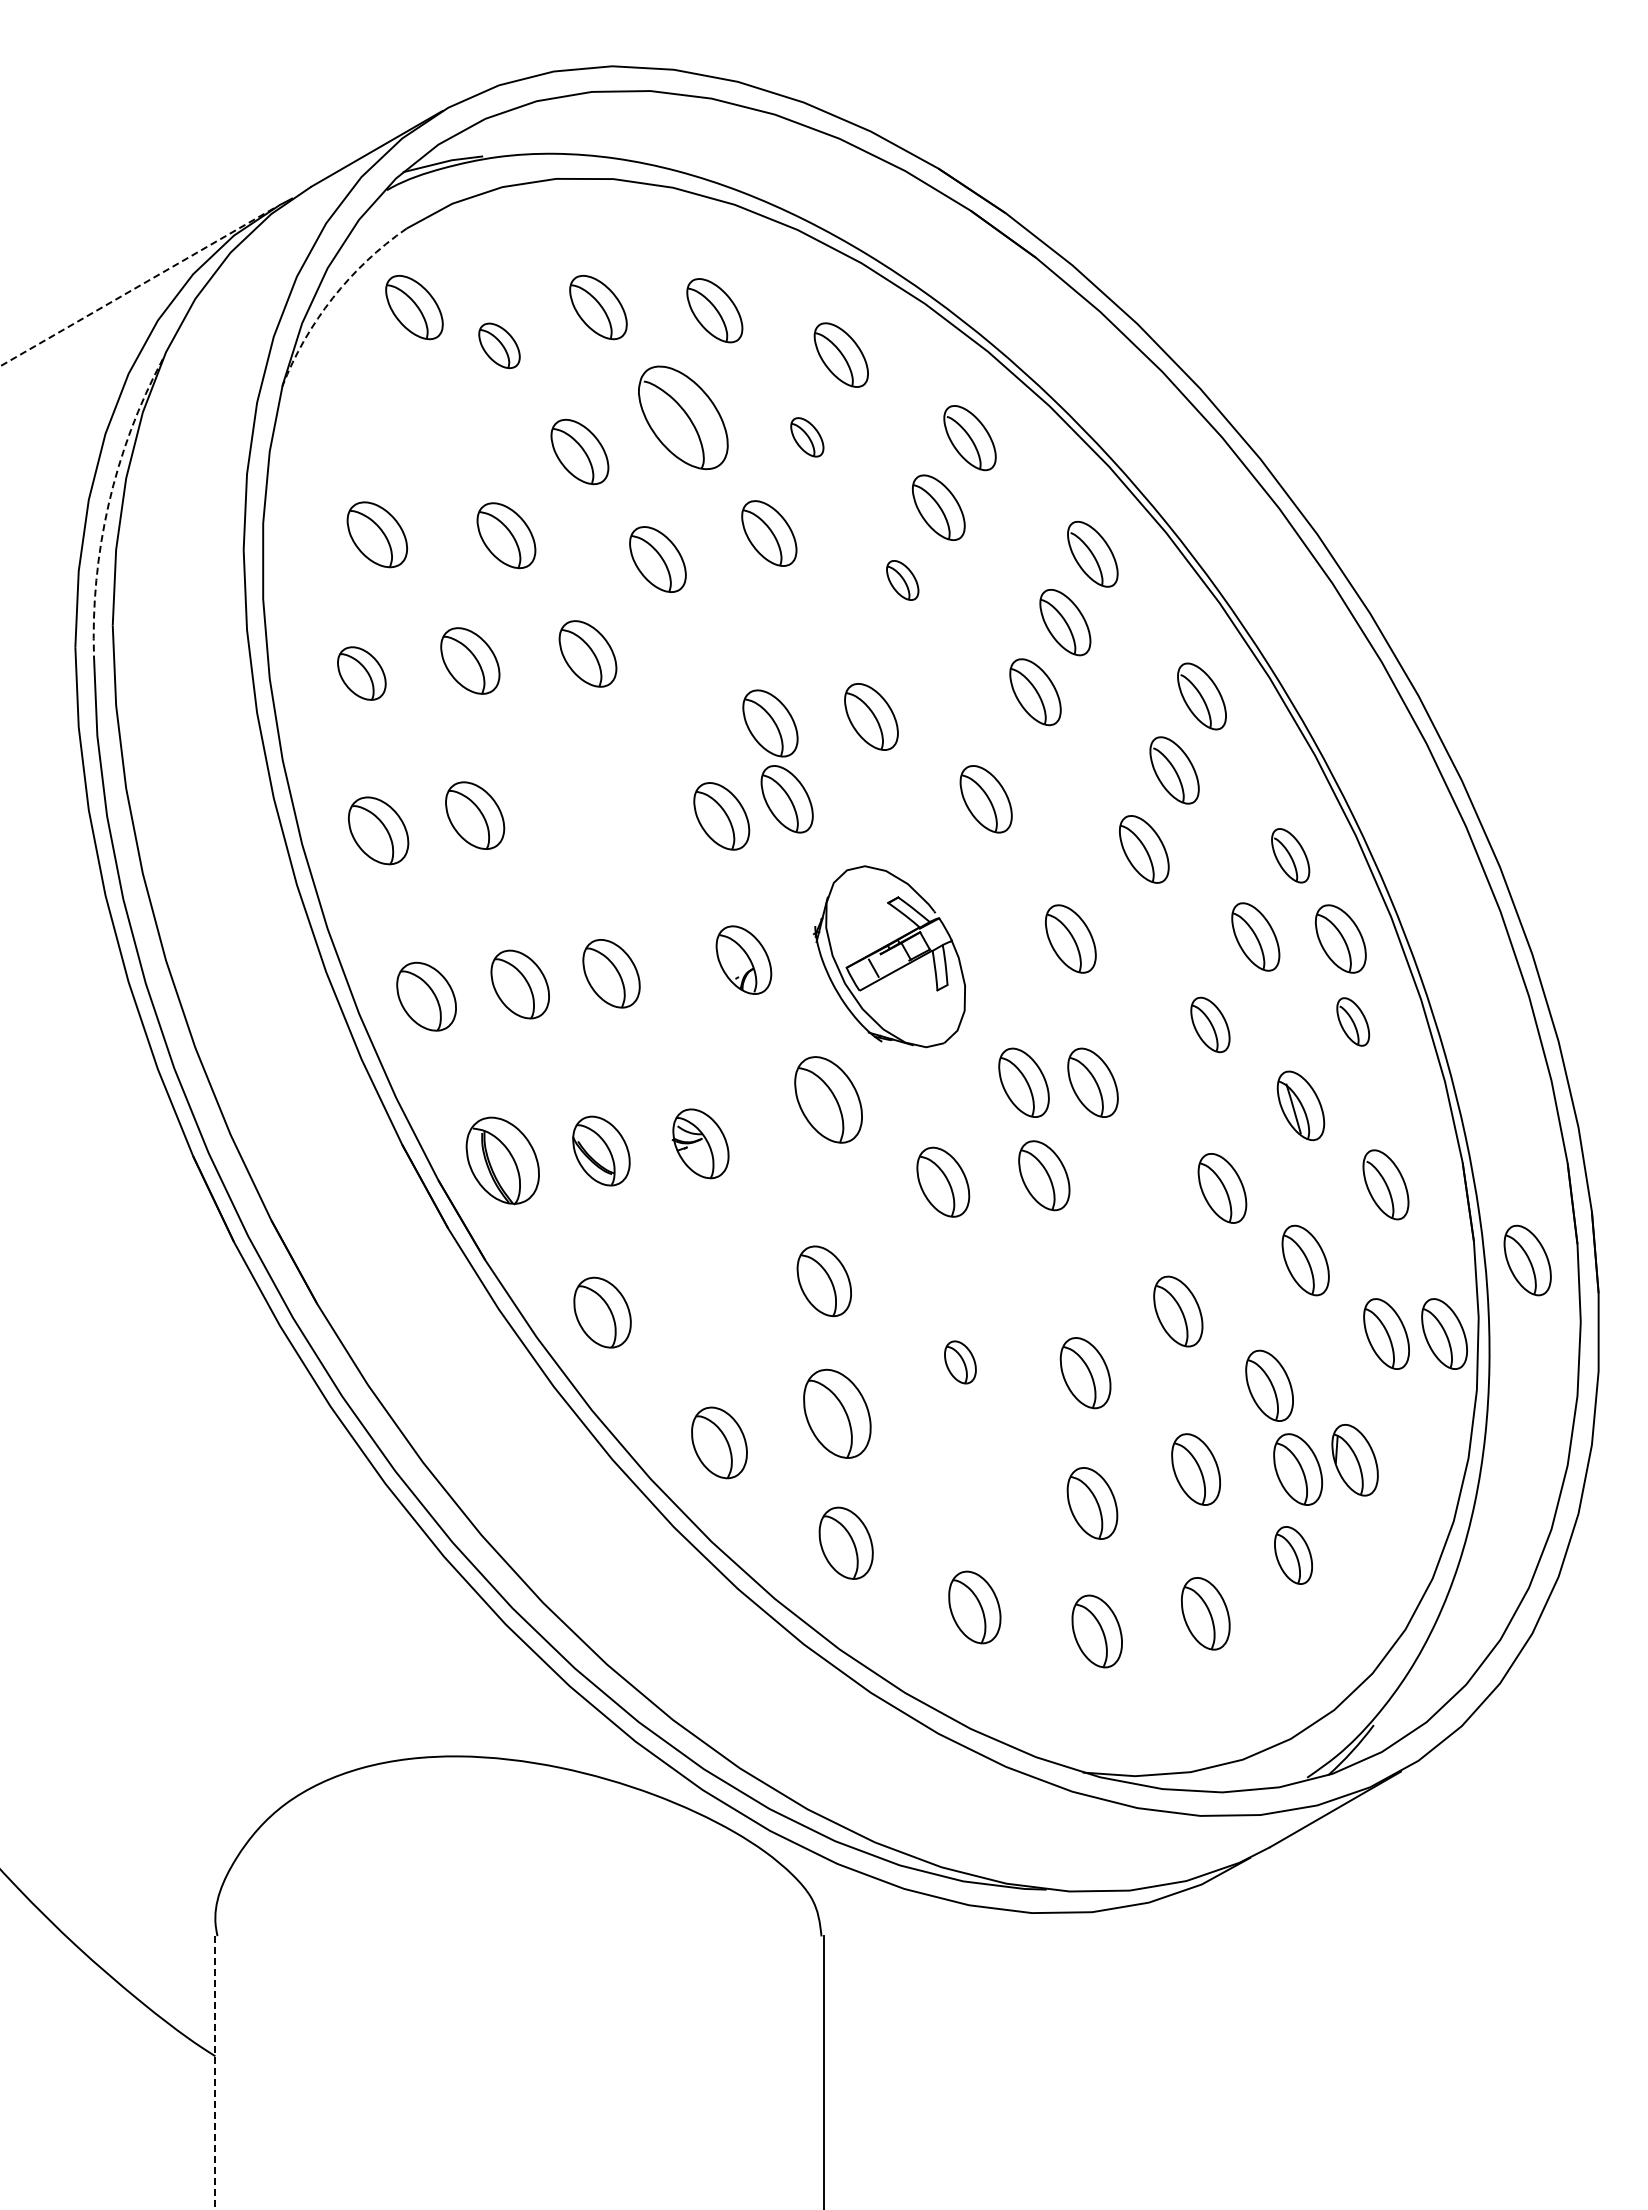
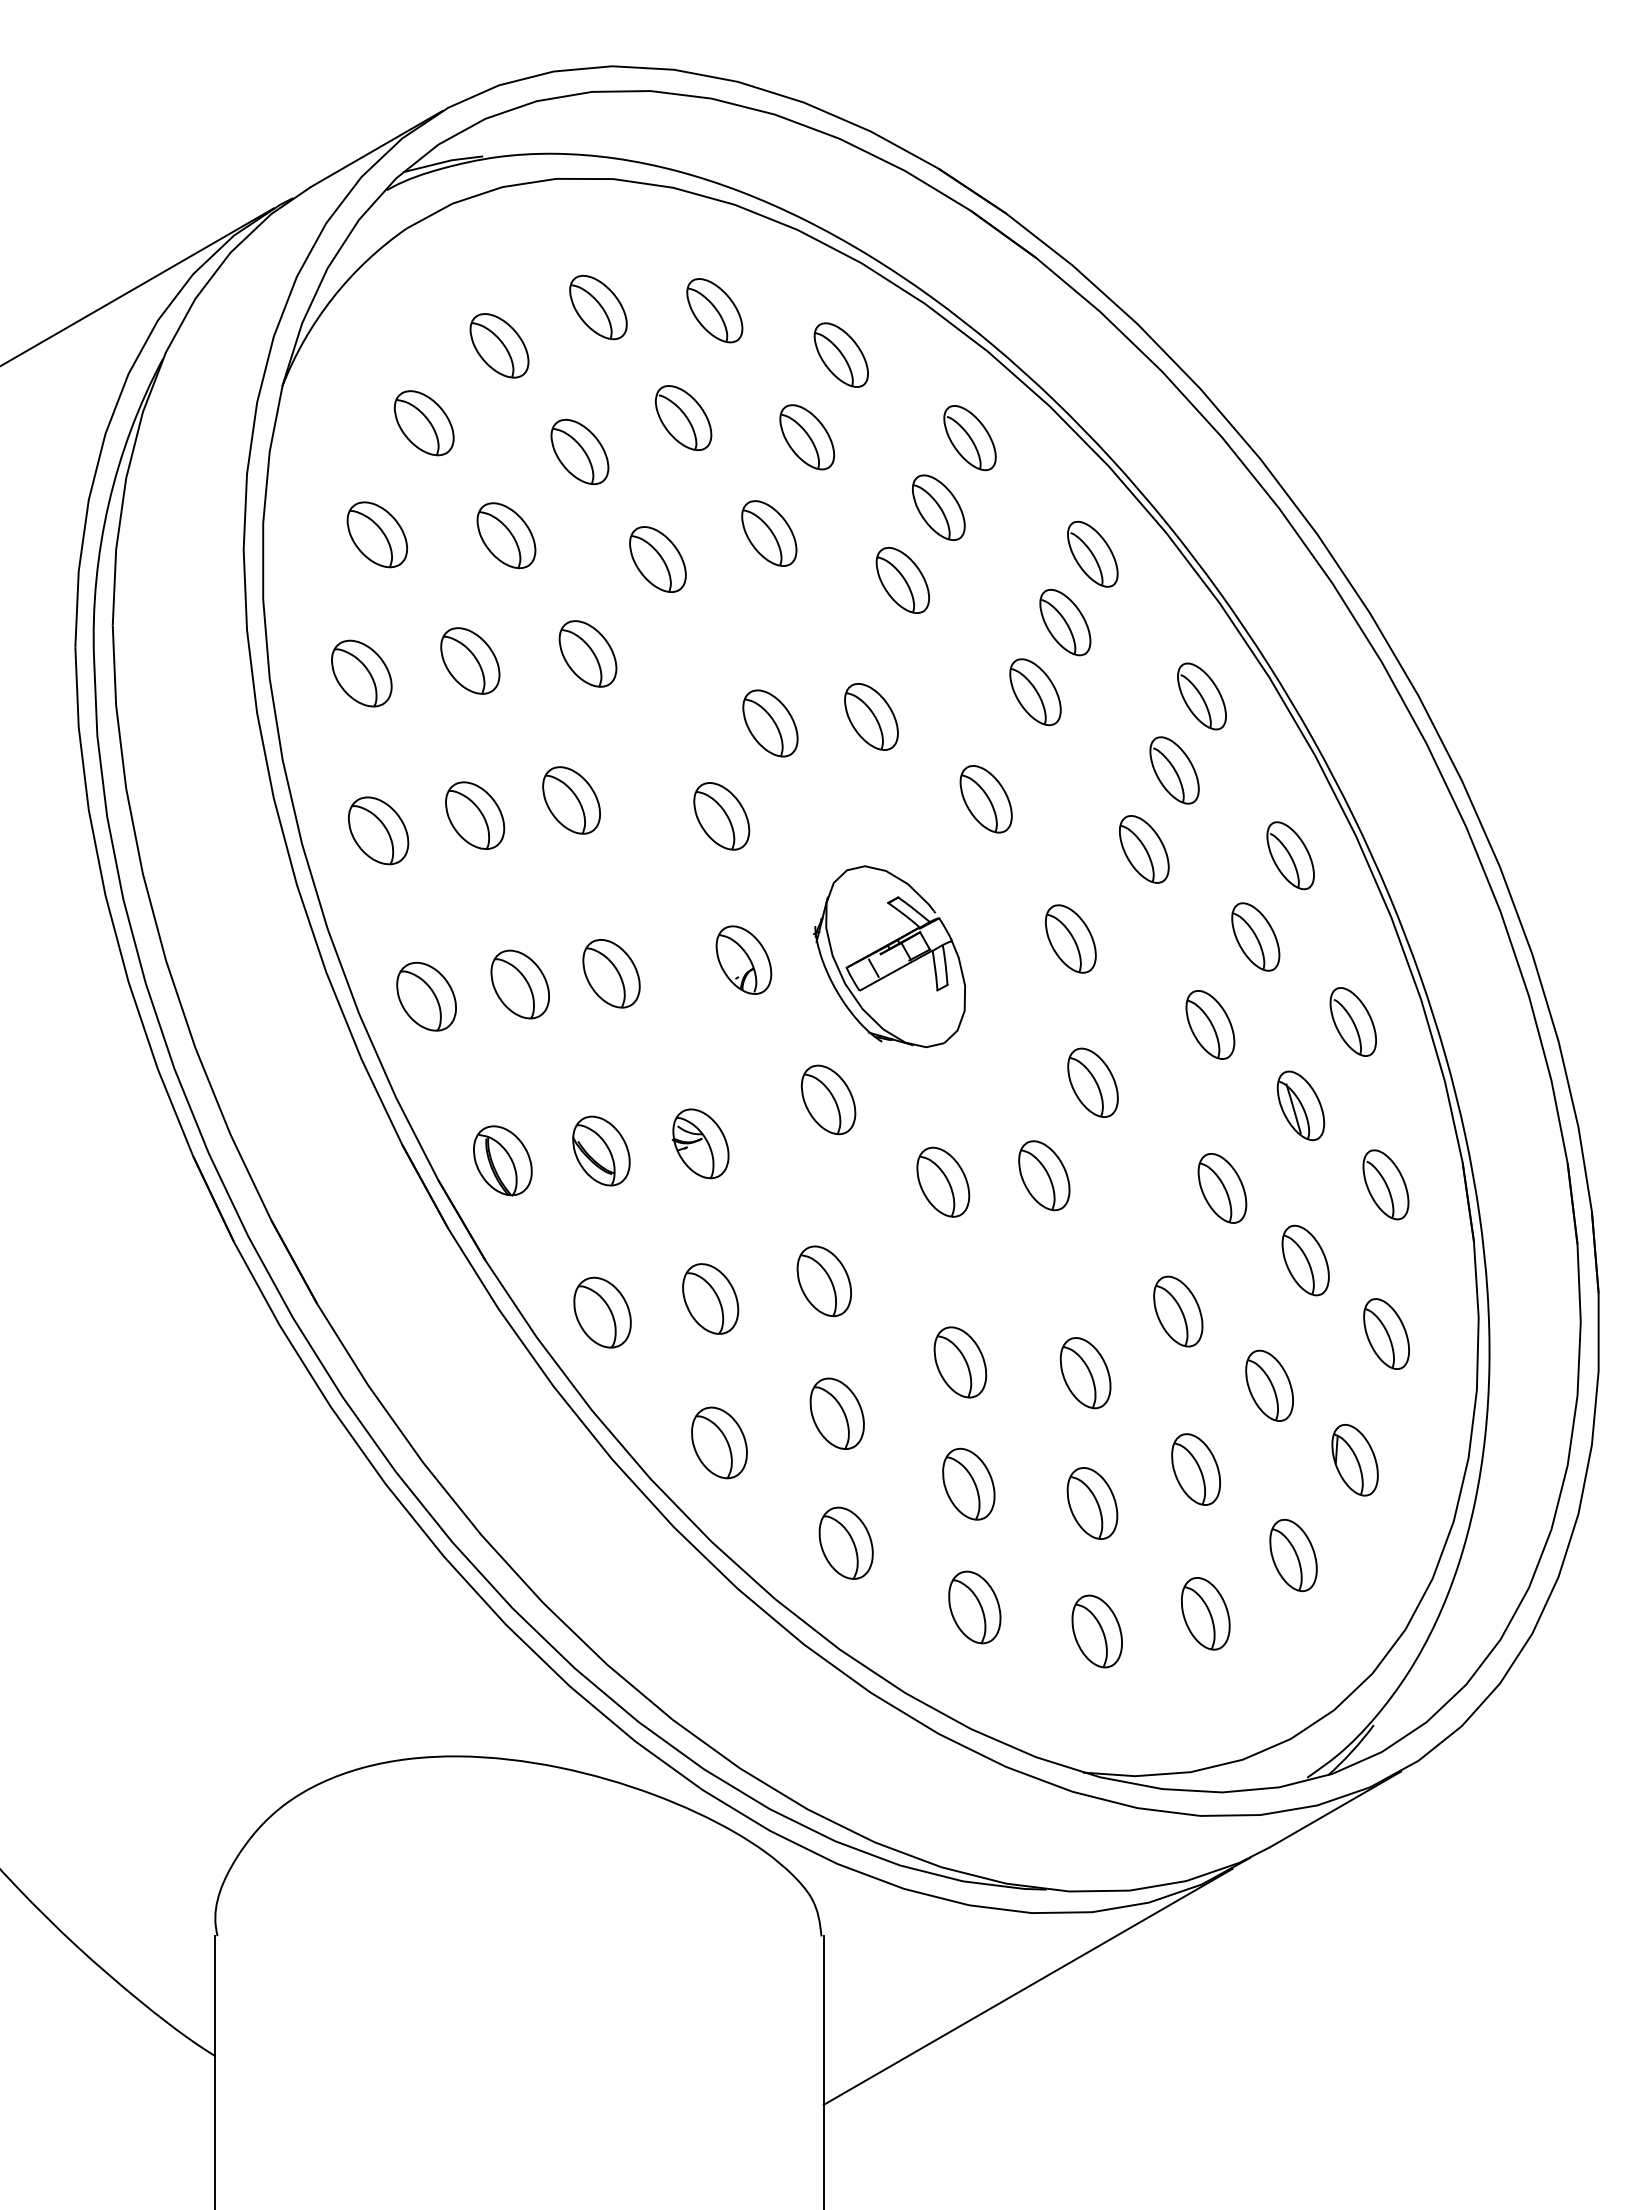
line: dashed -> solid (137, 287)
arc: dashed -> solid (332, 298)
part: present -> none (414, 307)
part size: 43x47 px -> 61x66 px (499, 345)
part size: 91x106 px -> 58x67 px (683, 418)
part: none -> present (423, 423)
part size: 35x41 px -> 57x67 px (807, 437)
arc: dashed -> solid (108, 503)
part size: 34x41 px -> 55x67 px (902, 580)
part size: 50x55 px -> 62x69 px (361, 673)
part: present -> none (786, 799)
part: none -> present (571, 800)
part size: 40x56 px -> 49x70 px (1290, 855)
part: present -> none (1340, 938)
part size: 35x50 px -> 48x70 px (1352, 1021)
part size: 41x58 px -> 51x70 px (1210, 1024)
part: present -> none (1023, 1082)
part size: 69x88 px -> 57x72 px (828, 1099)
part size: 75x90 px -> 60x72 px (502, 1160)
part: present -> none (1527, 1260)
part: none -> present (710, 1298)
part: present -> none (1444, 1333)
part size: 33x45 px -> 55x73 px (960, 1362)
part size: 69x91 px -> 56x73 px (836, 1413)
part: present -> none (1297, 1469)
part: none -> present (968, 1483)
part size: 39x59 px -> 49x75 px (1293, 1555)
line: none -> present (1027, 1986)
line: dashed -> solid (215, 2073)
